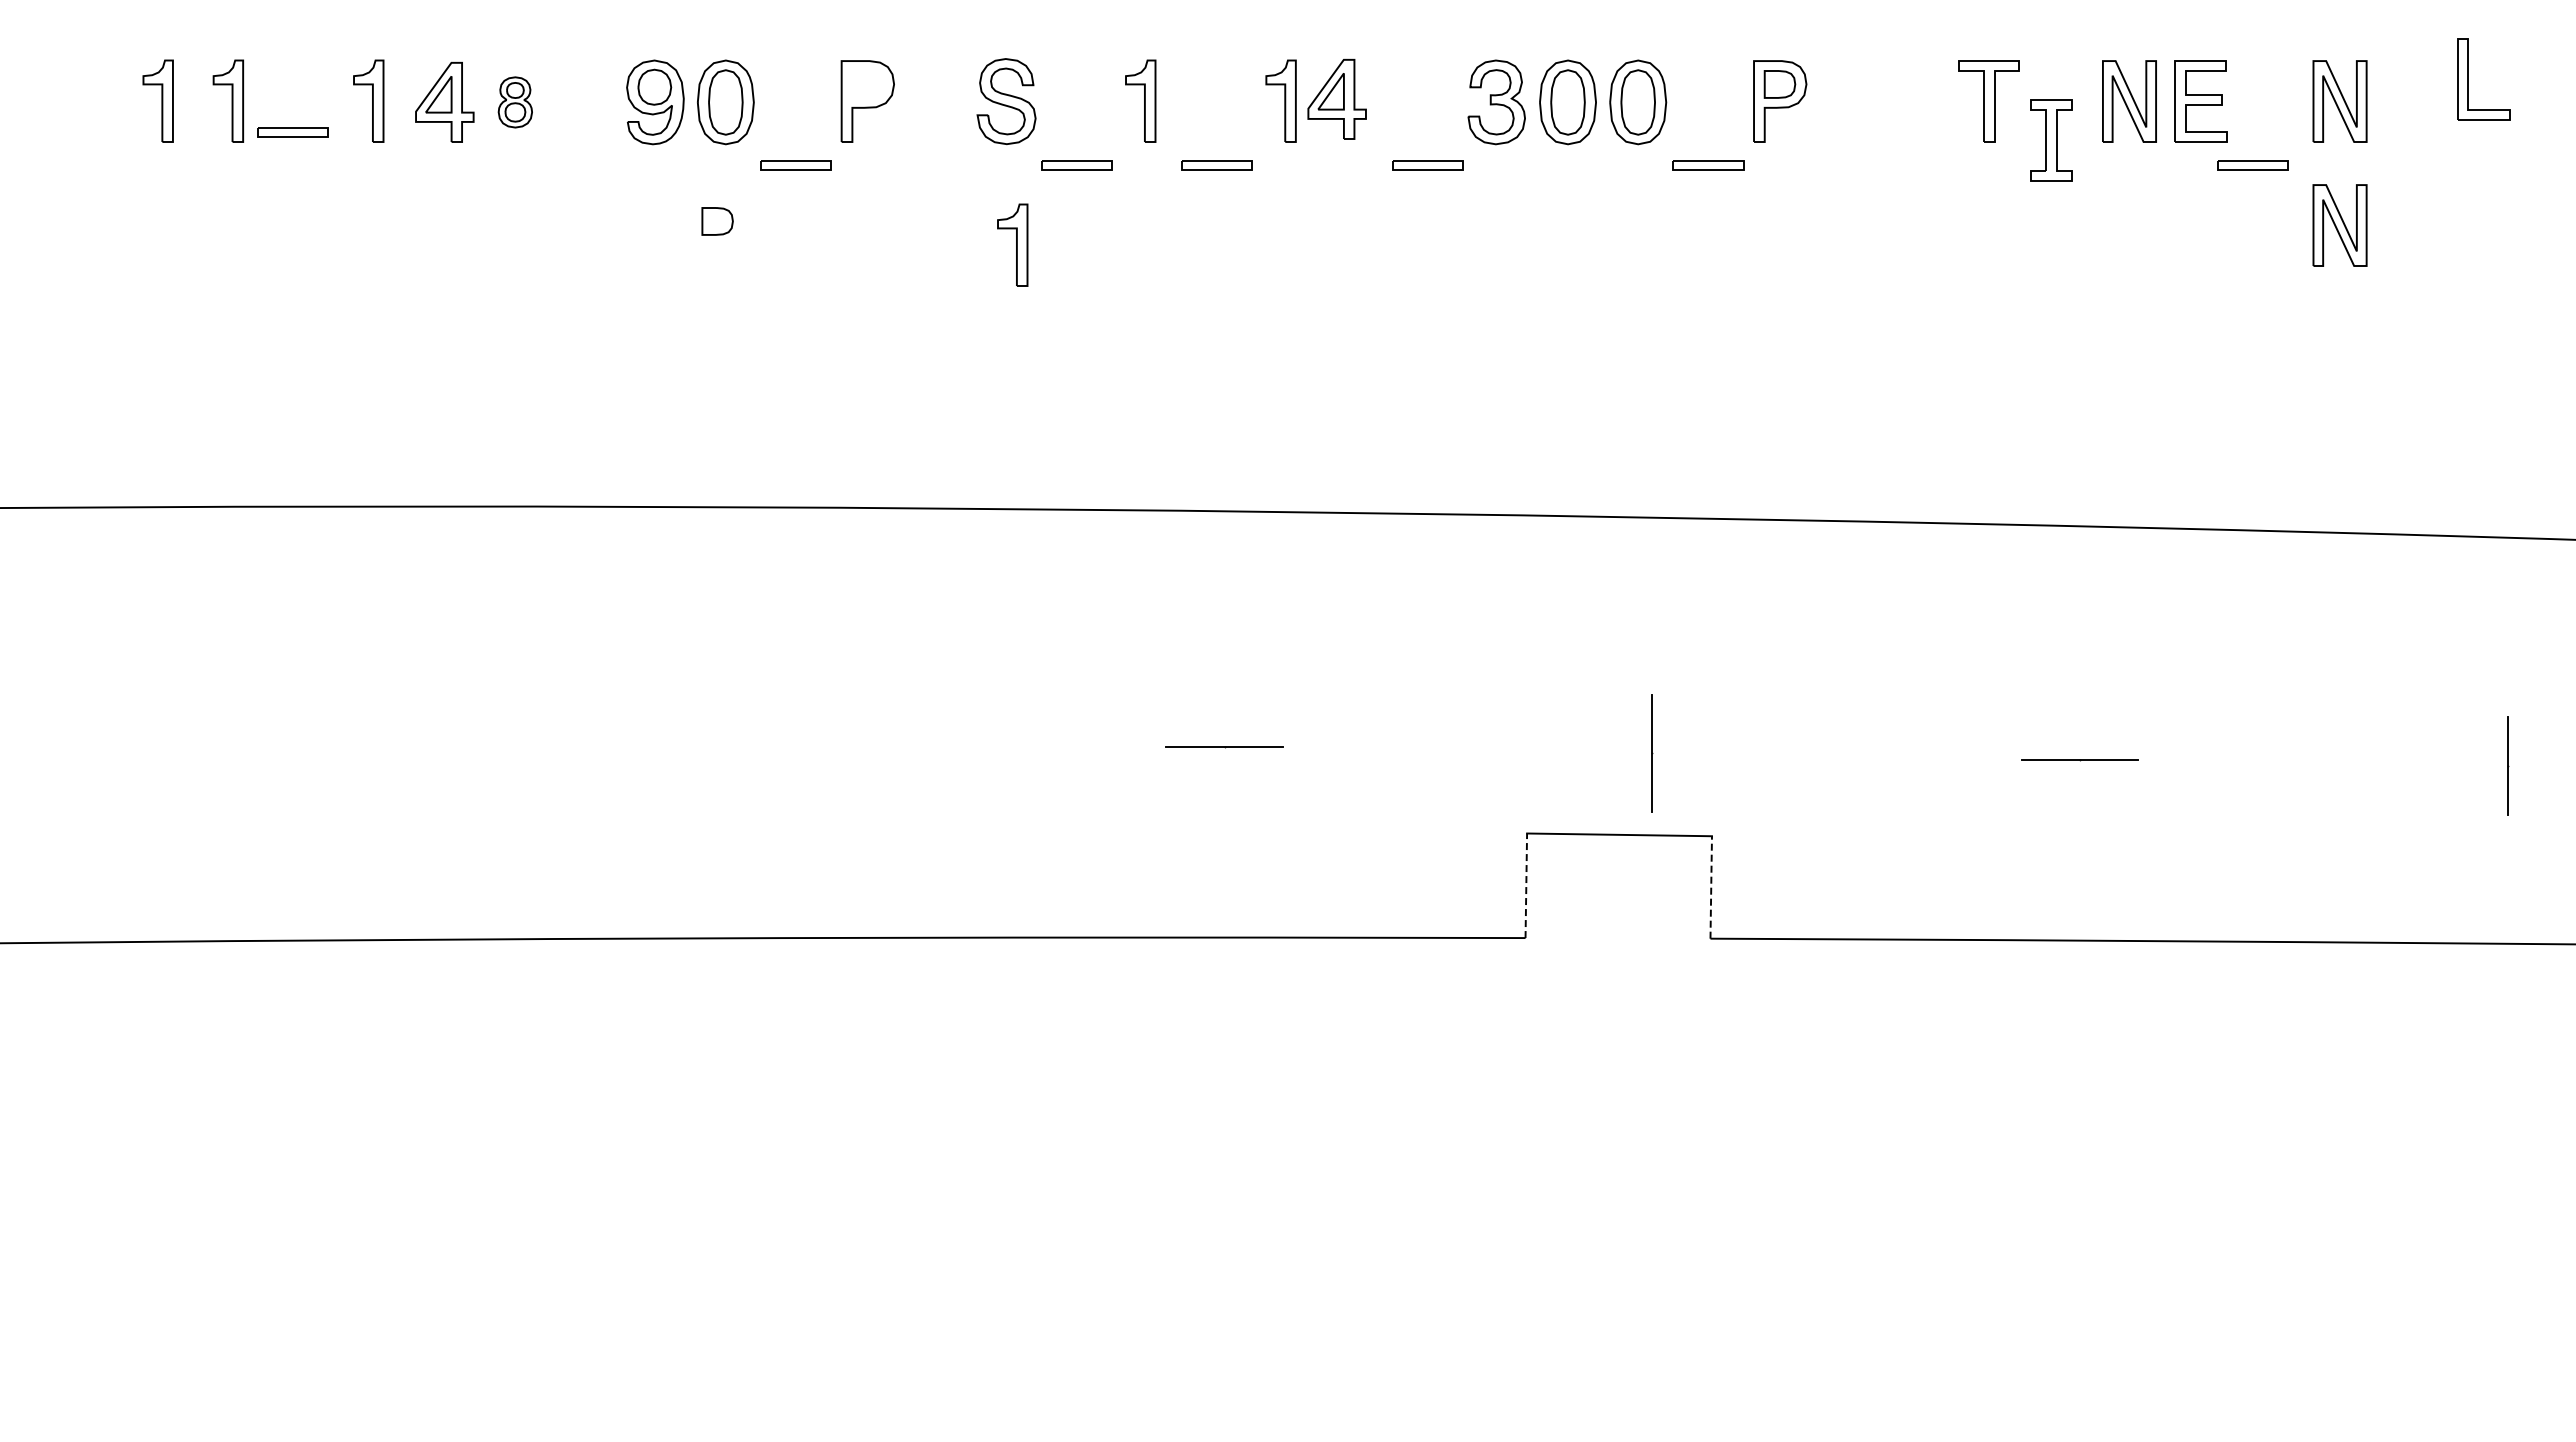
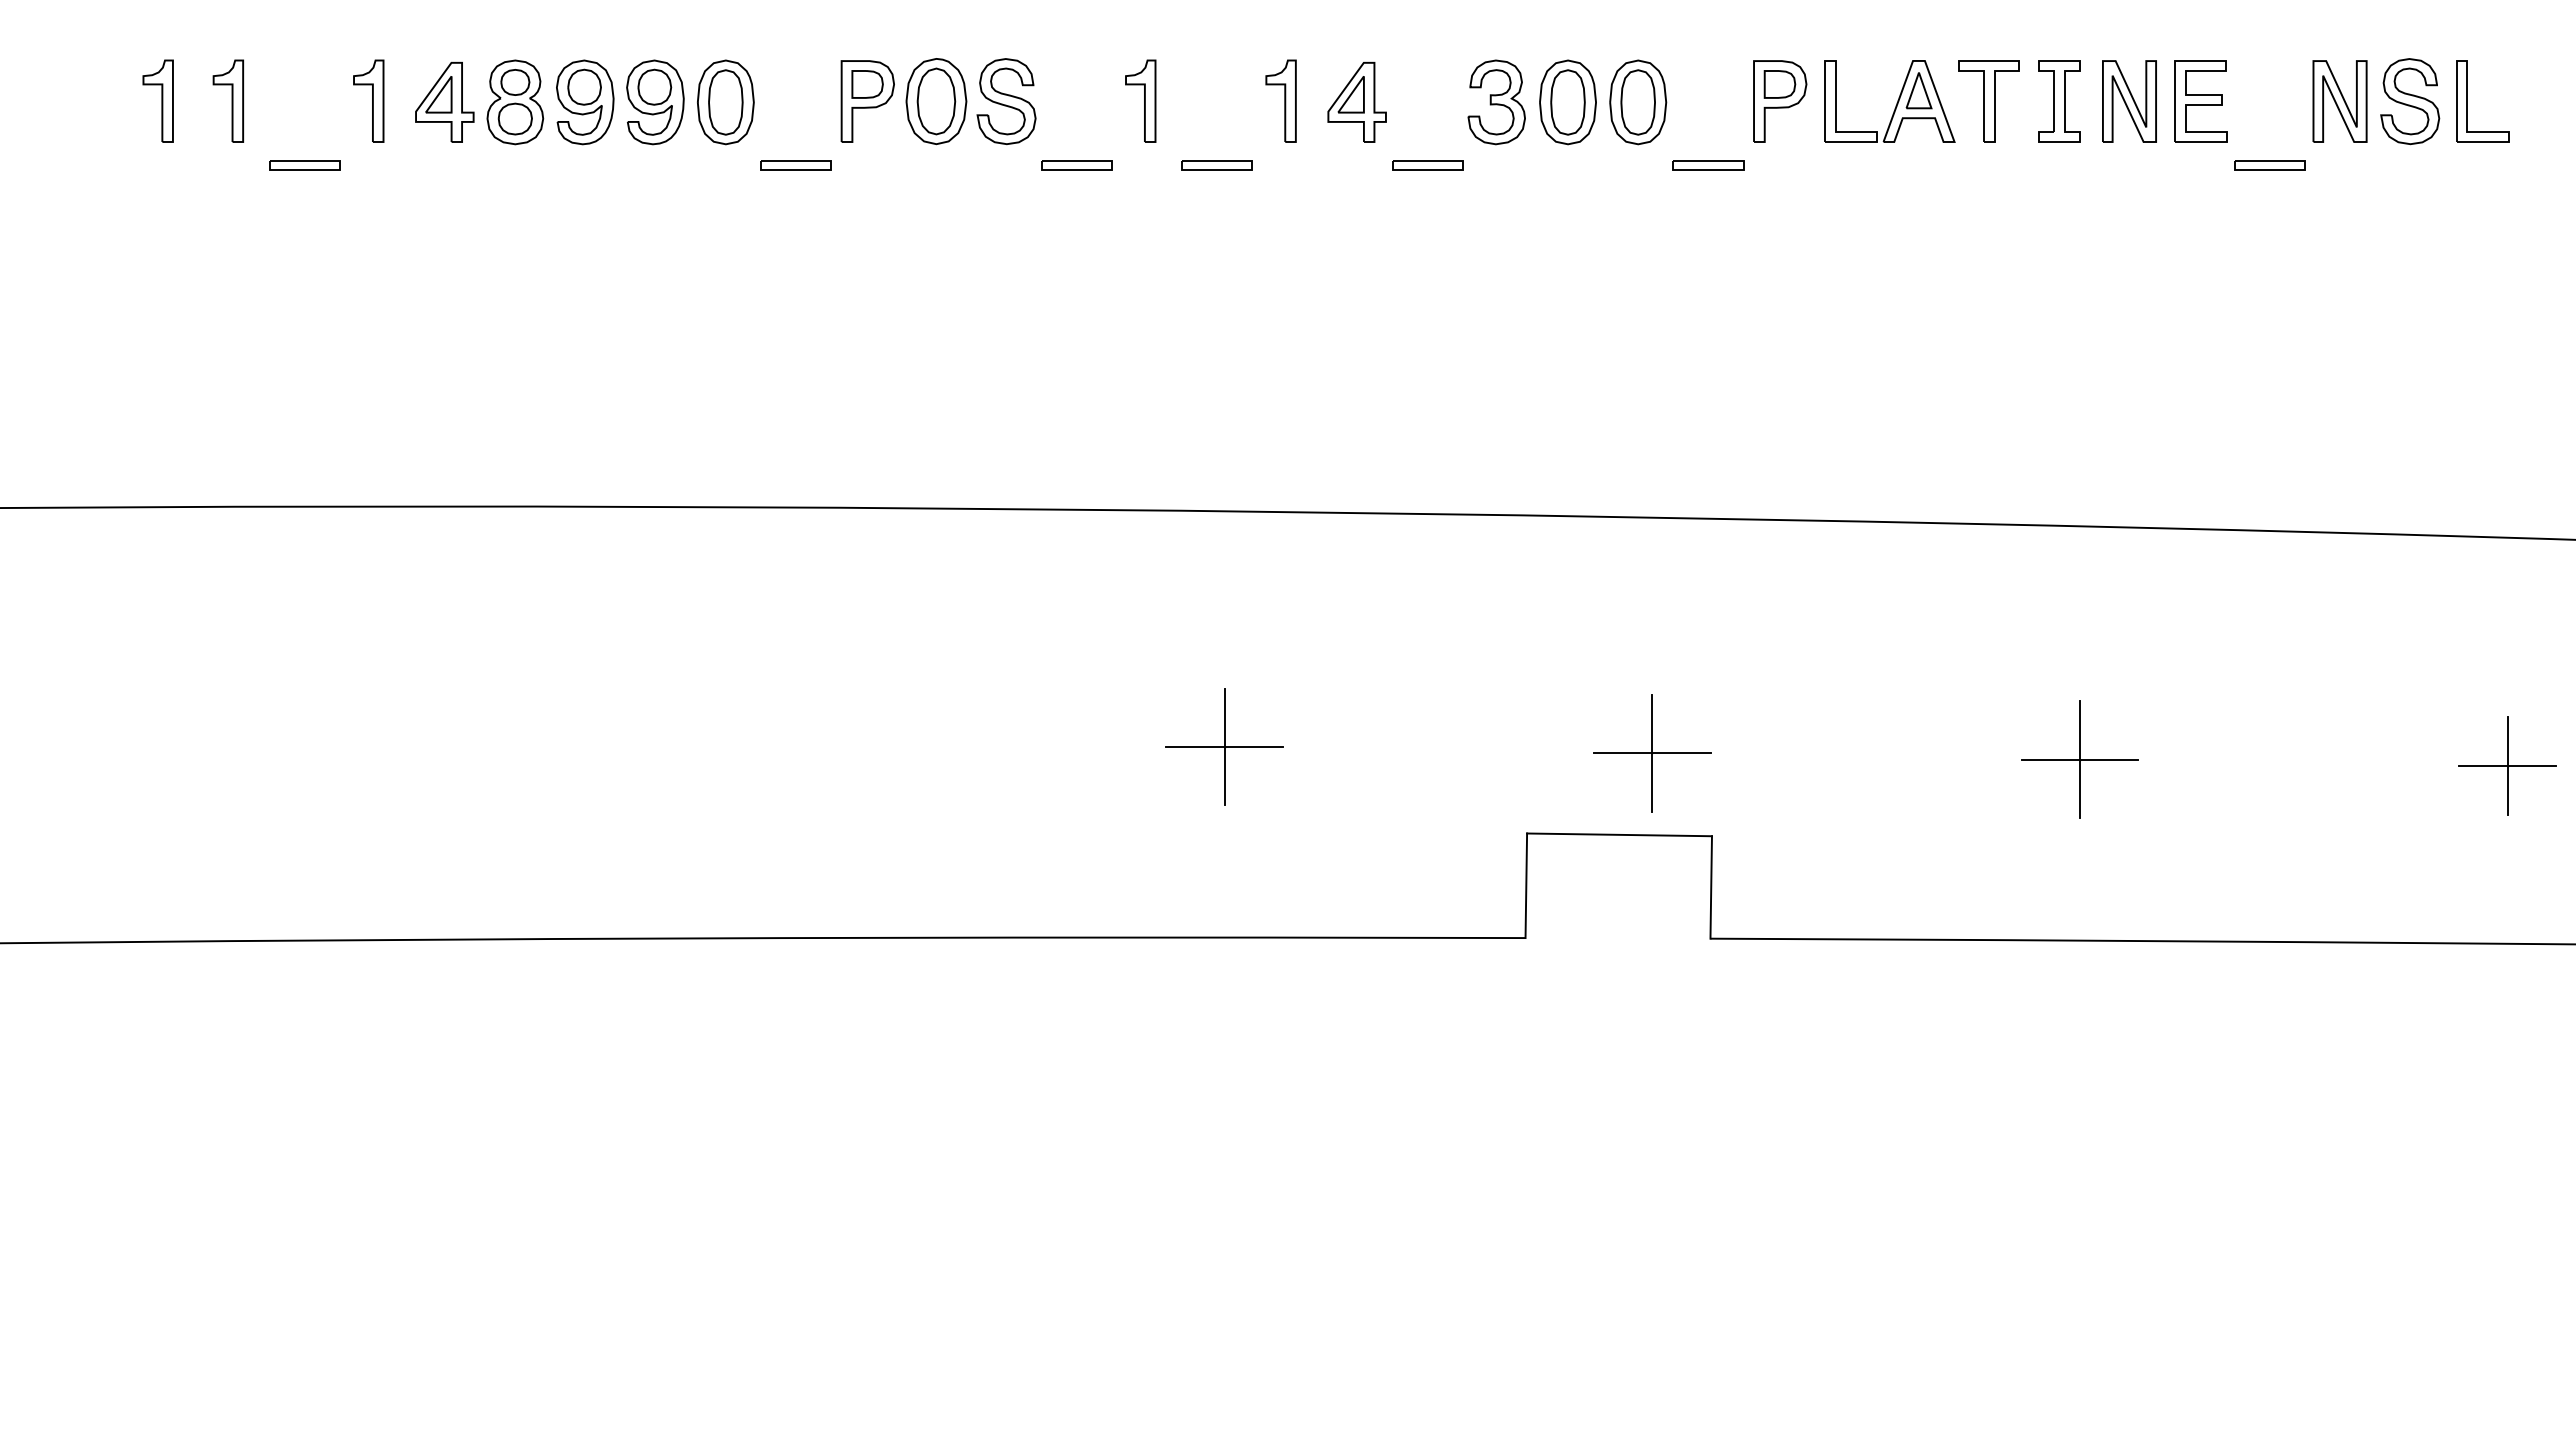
part position: (2468, 79) -> (2467, 101) (2467, 101)
part position: (1336, 98) -> (1356, 101) (1356, 101)
part: none -> present (936, 101)
part: none -> present (2410, 101)
part size: 36x53 px -> 59x87 px (515, 102)
part: none -> present (585, 102)
part: none -> present (1895, 105)
part position: (292, 132) -> (304, 165) (304, 165)
part position: (2051, 140) -> (2059, 101) (2059, 101)
part position: (2252, 165) -> (2269, 165) (2269, 165)
part position: (717, 221) -> (867, 84) (867, 84)
part: present -> none (2339, 225)
part: present -> none (1012, 244)
line: none -> present (1224, 746)
line: none -> present (1652, 753)
line: none -> present (2079, 759)
line: none -> present (2507, 766)
line: dashed -> solid (1526, 885)
line: dashed -> solid (1711, 886)
